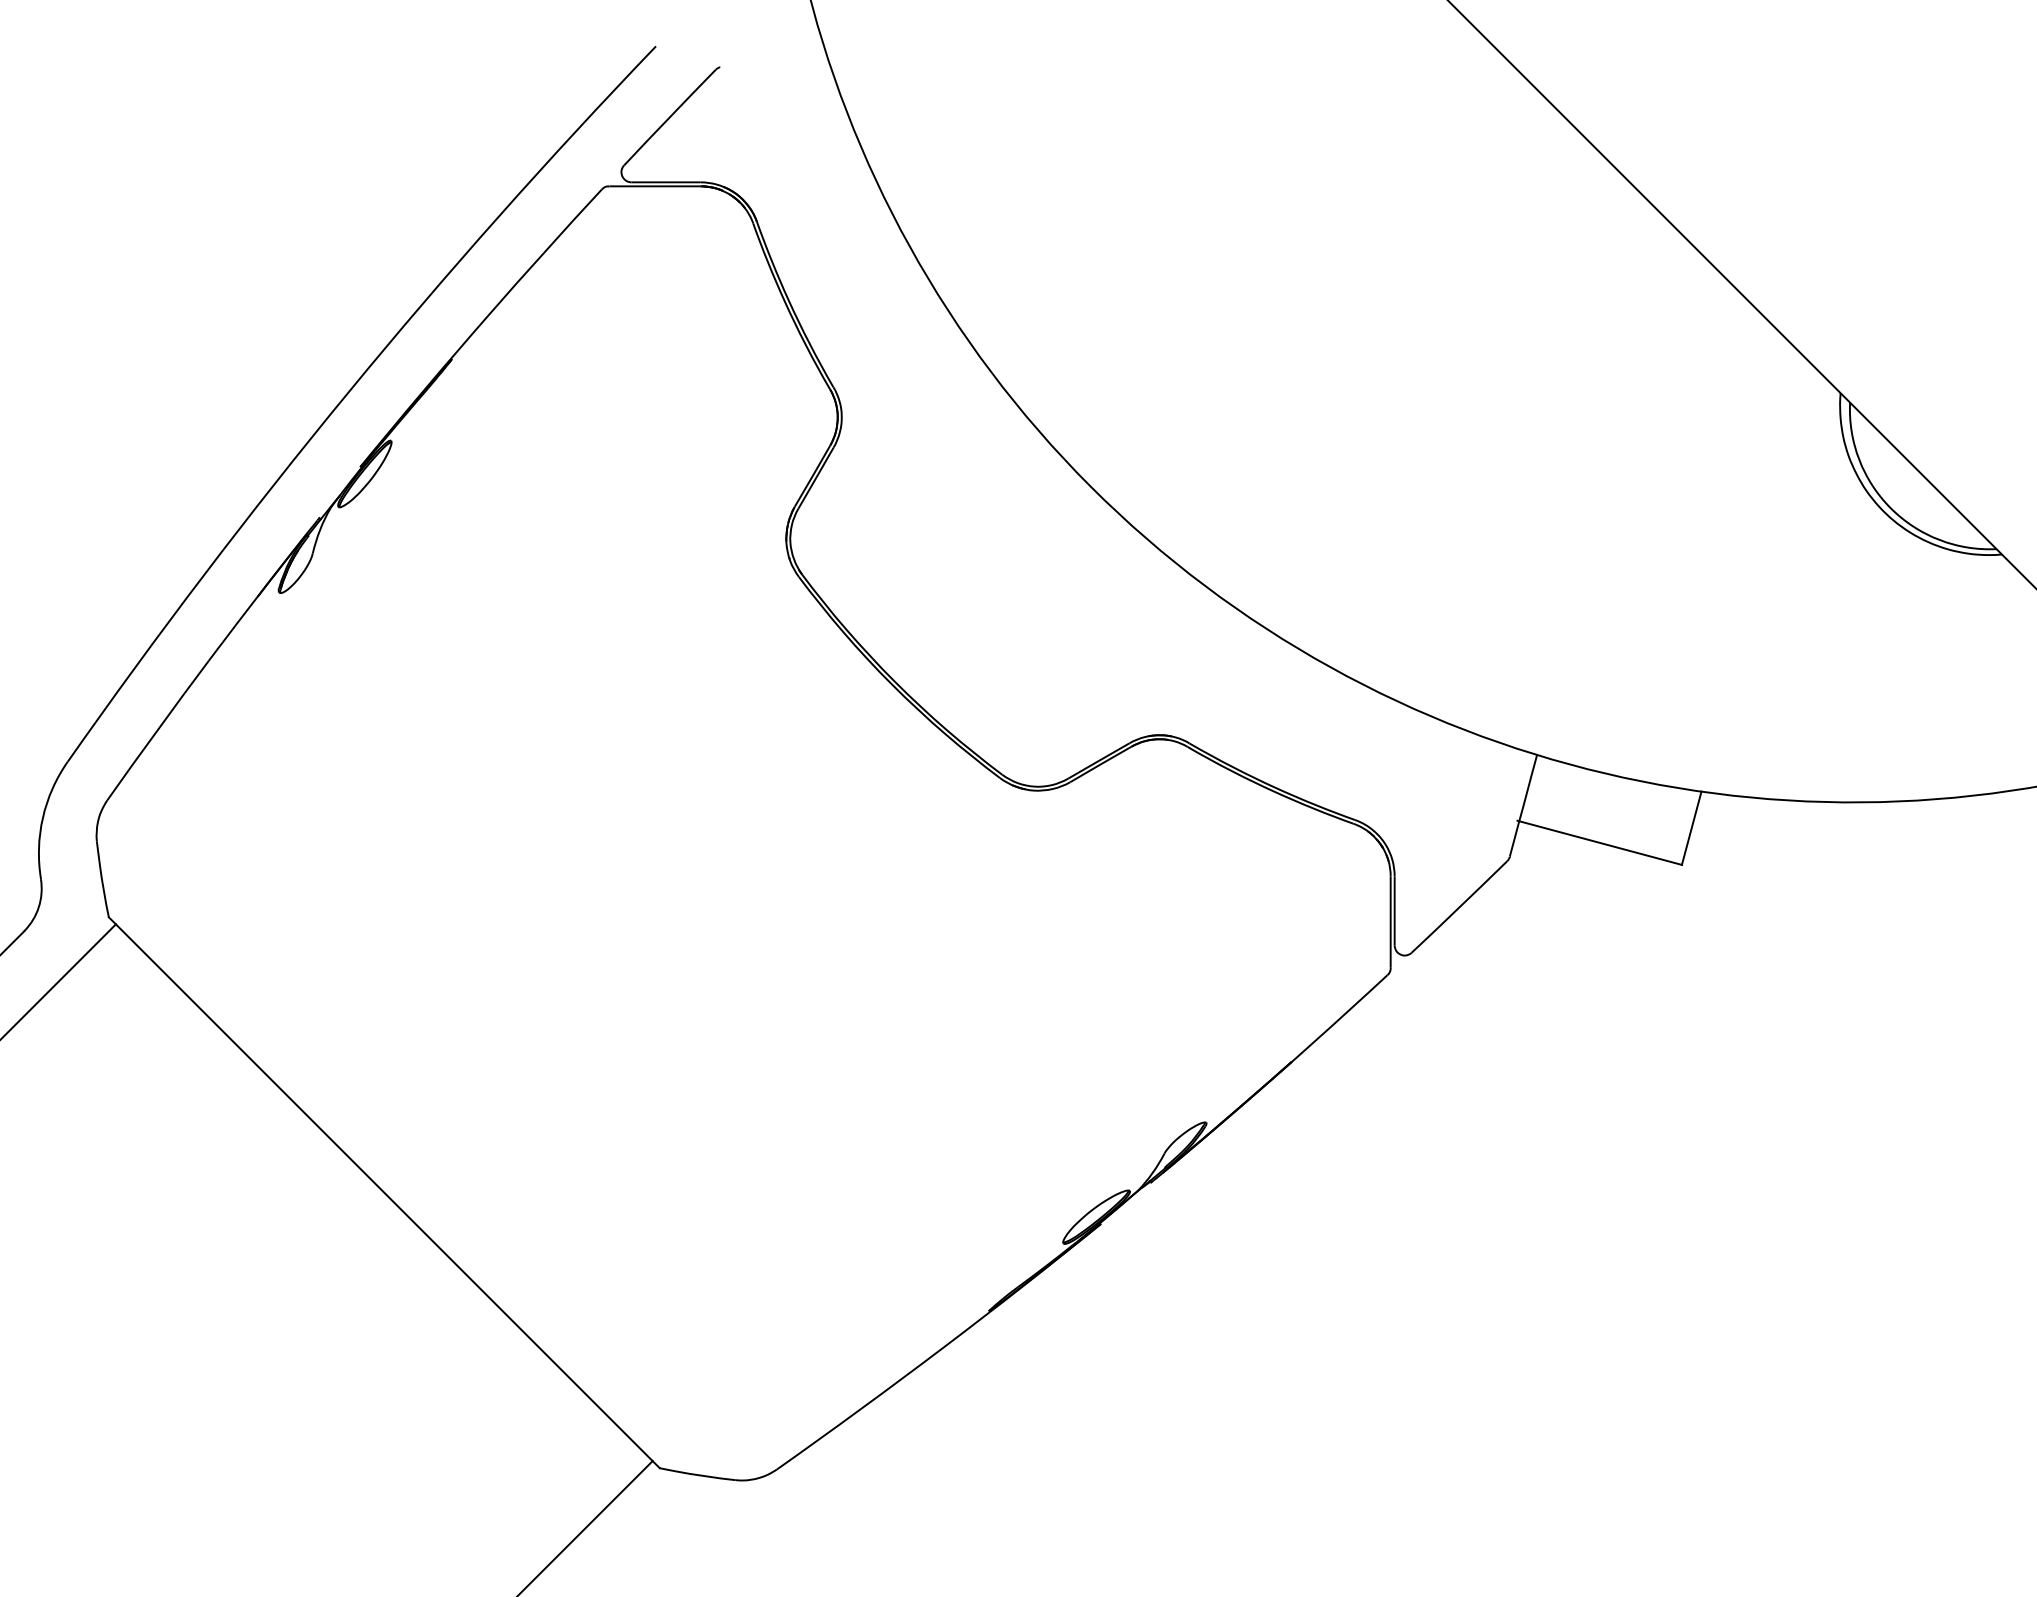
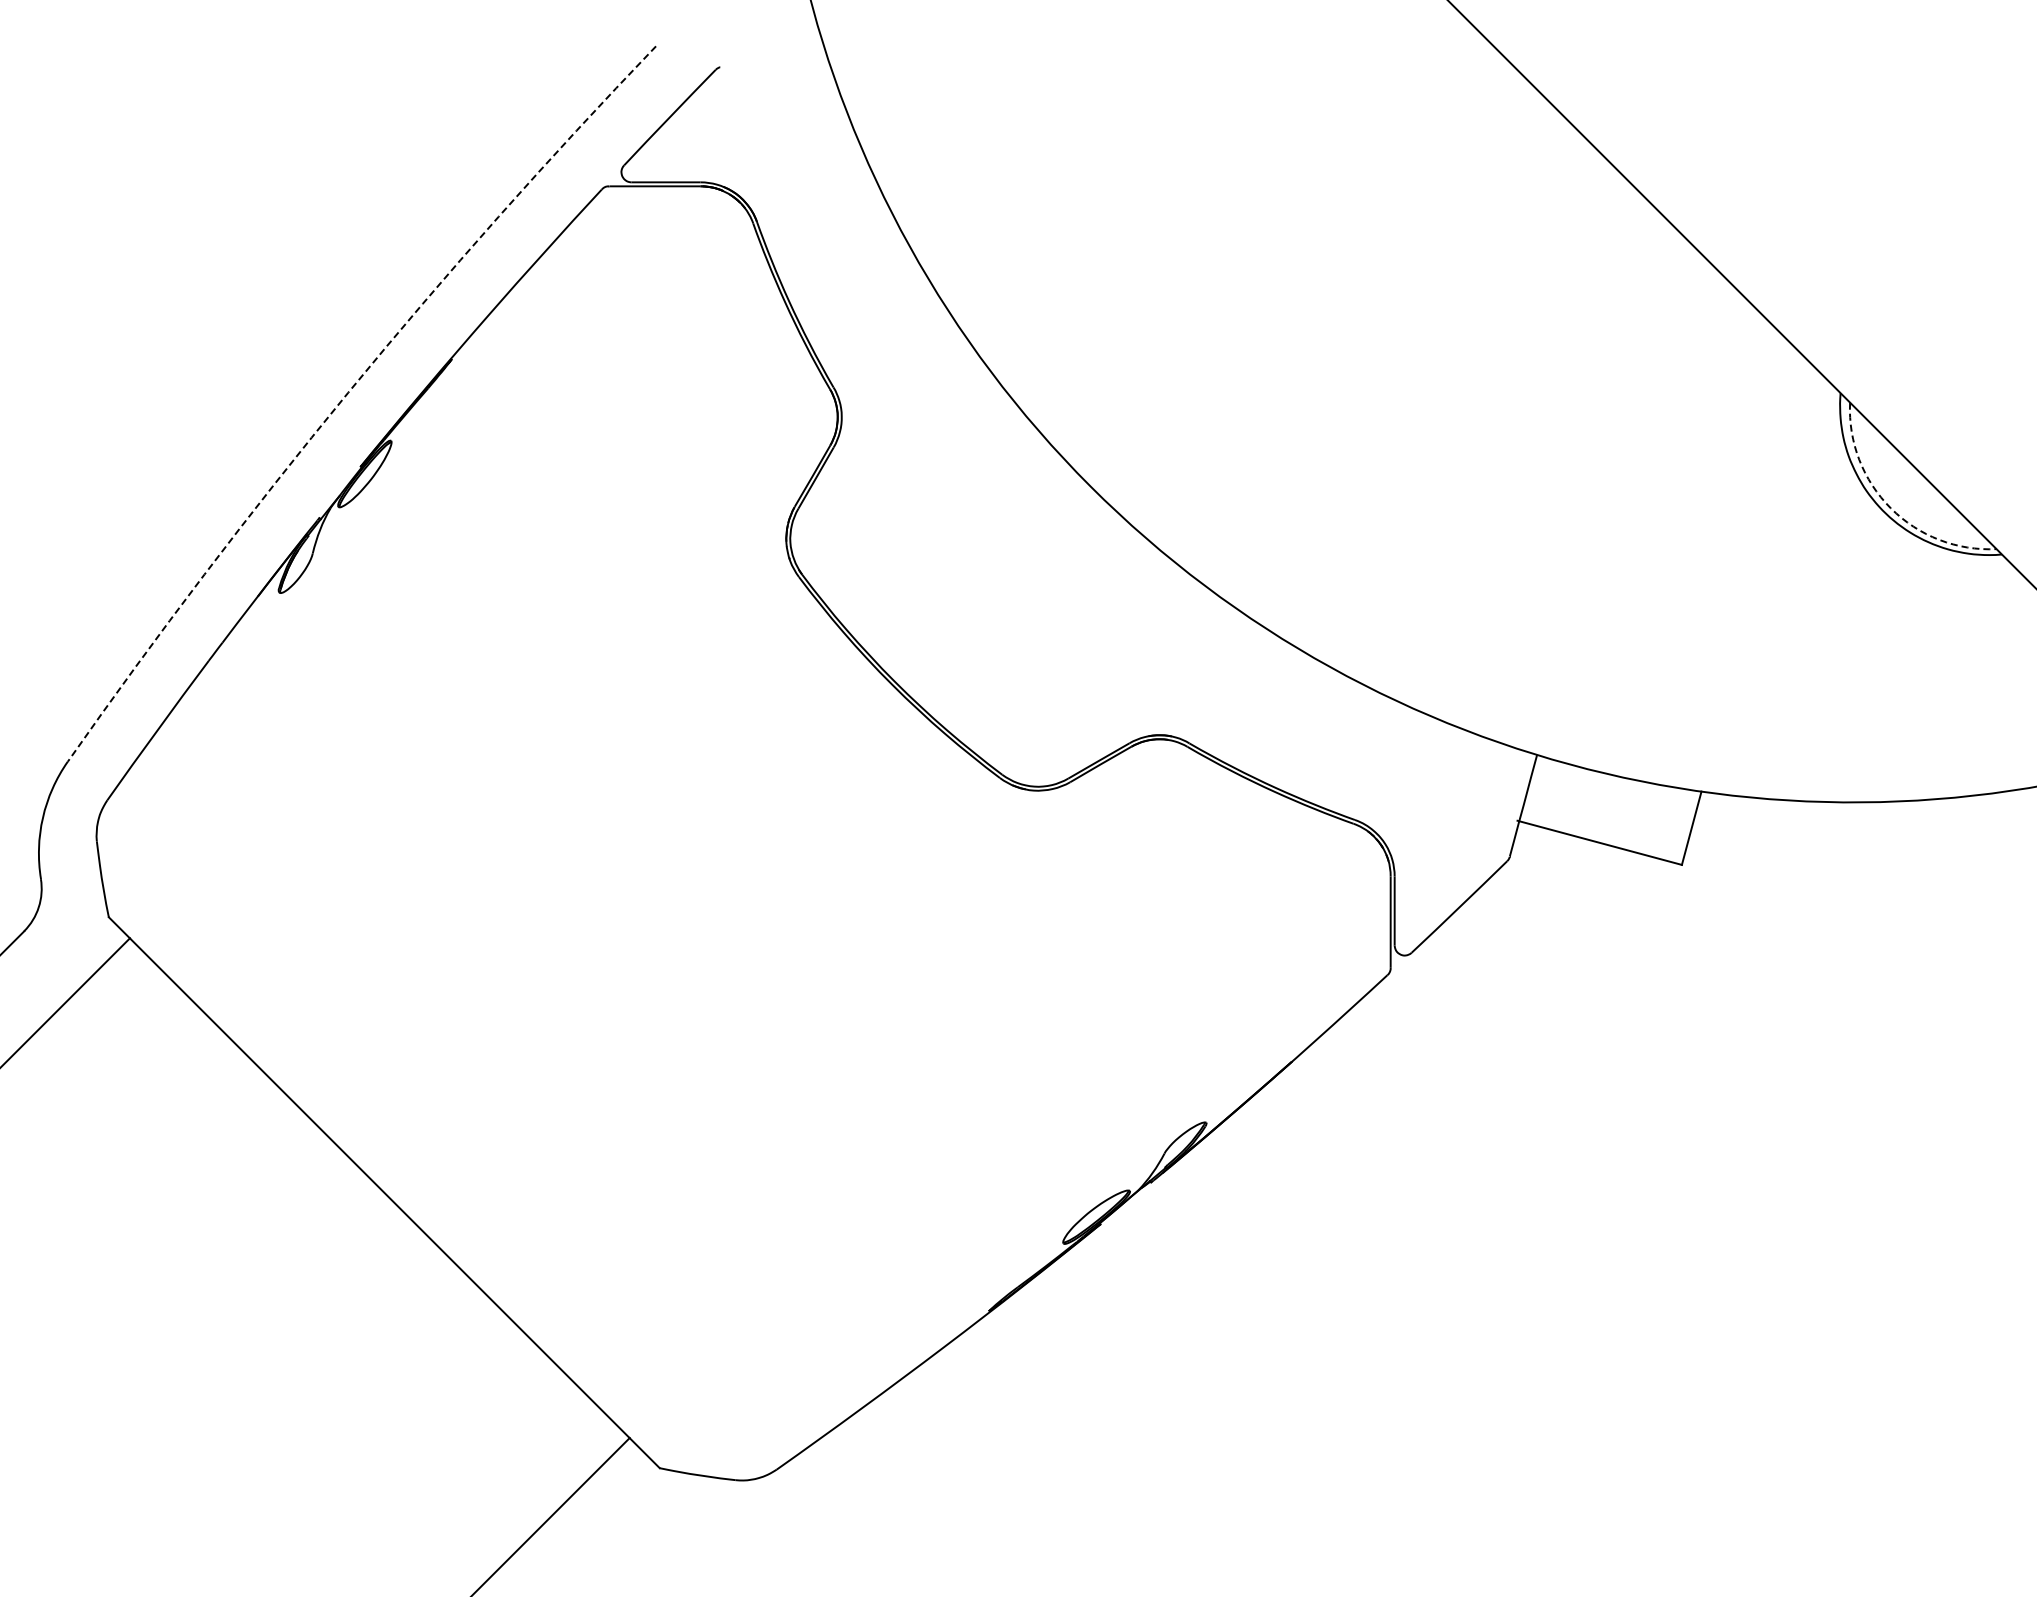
arc: solid -> dashed (348, 392)
arc: solid -> dashed (1890, 508)
line position: (59, 981) -> (66, 1002) (66, 1002)
line position: (585, 1526) -> (551, 1515) (551, 1515)
